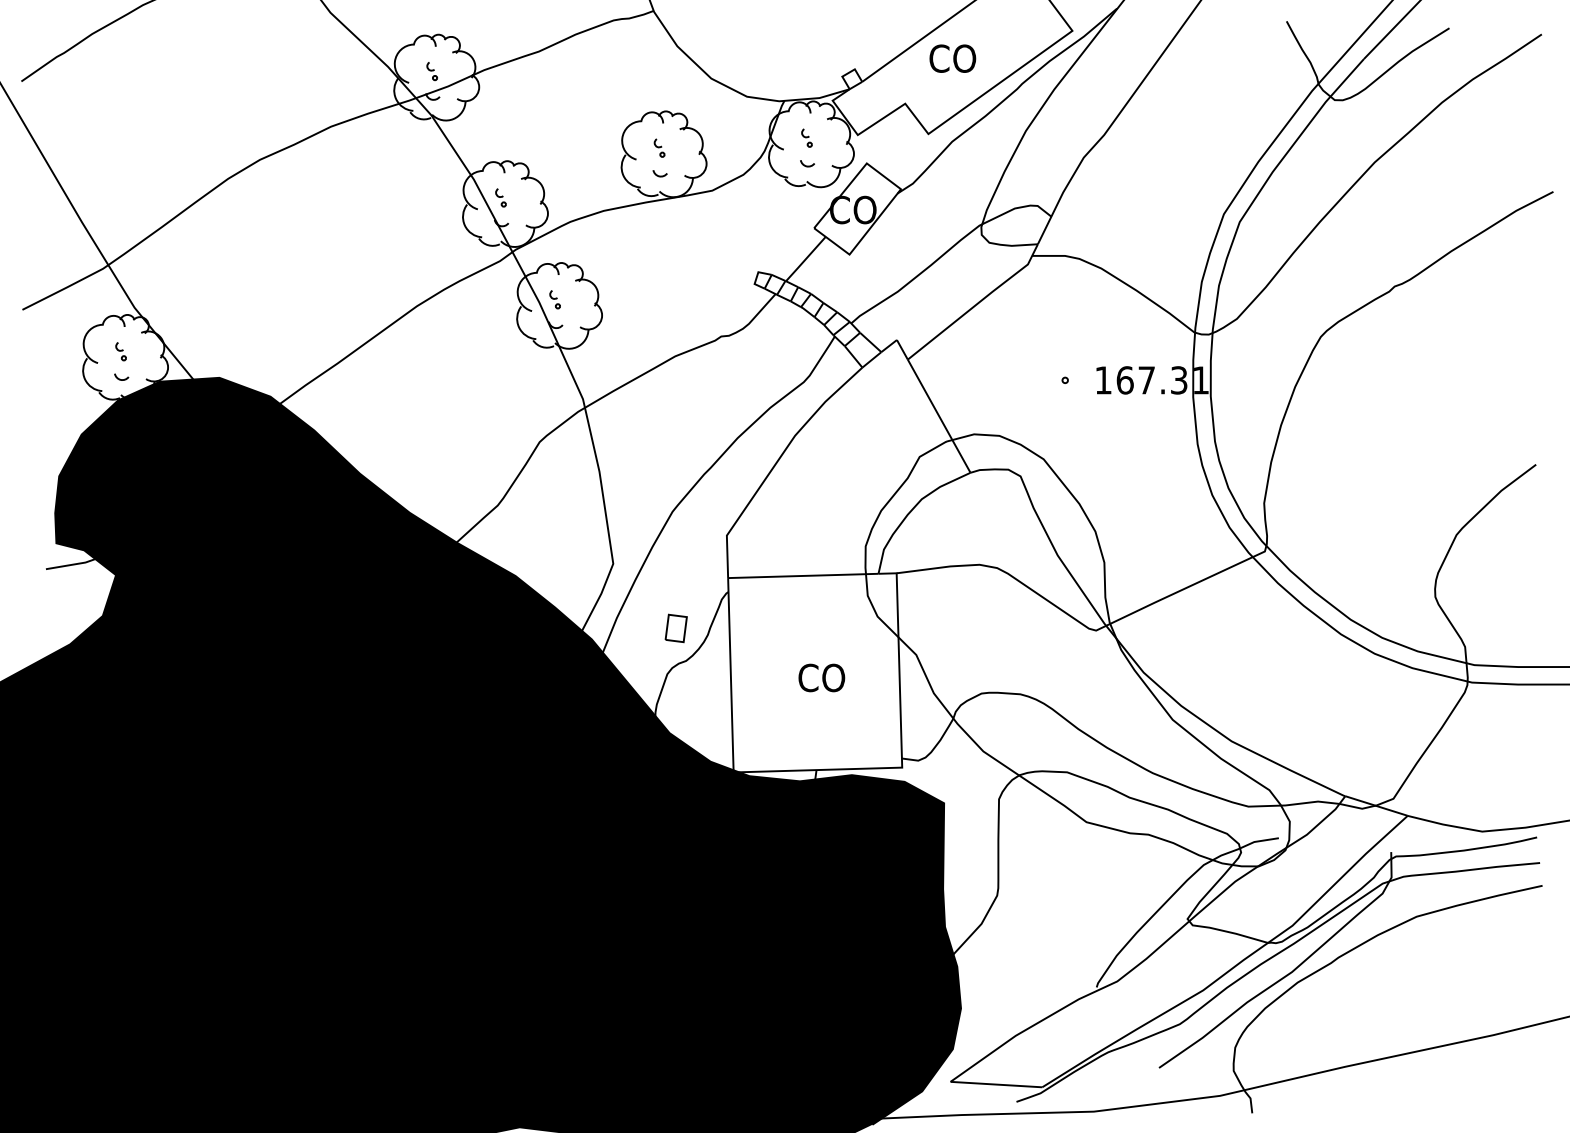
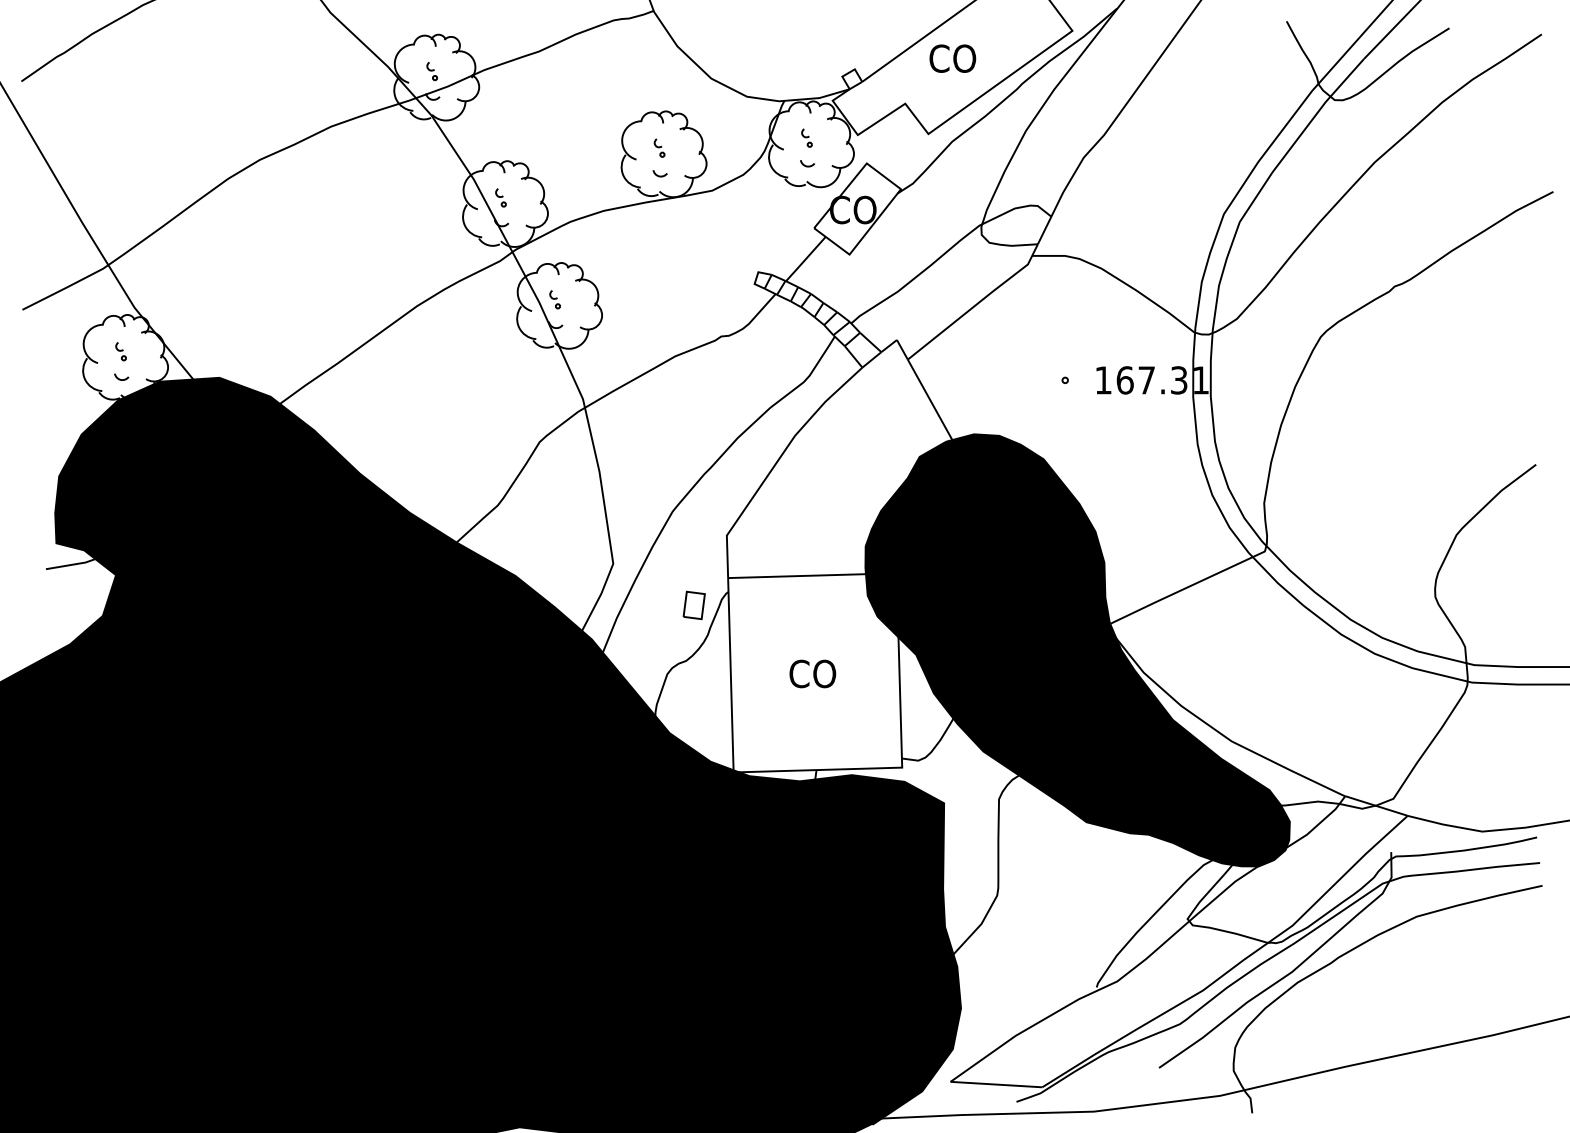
part position: (675, 628) -> (693, 605) (693, 605)
fill: none -> present (1077, 650)
text position: (821, 677) -> (812, 673) (812, 673)
